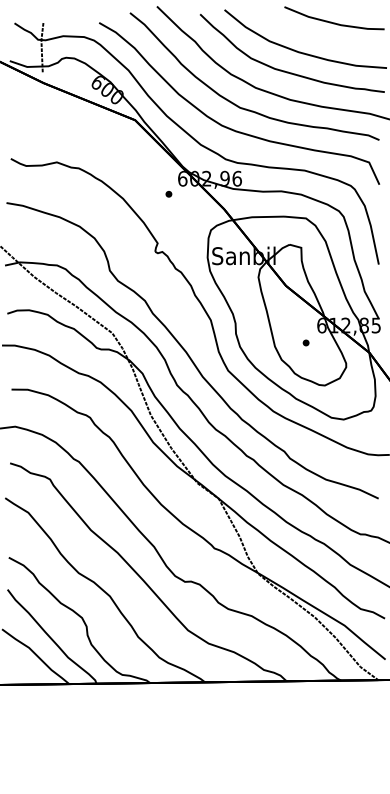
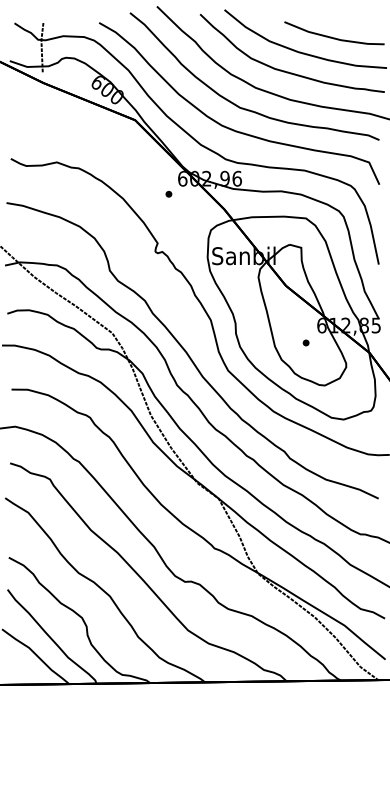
line position: (334, 22) -> (334, 37) (334, 37)
